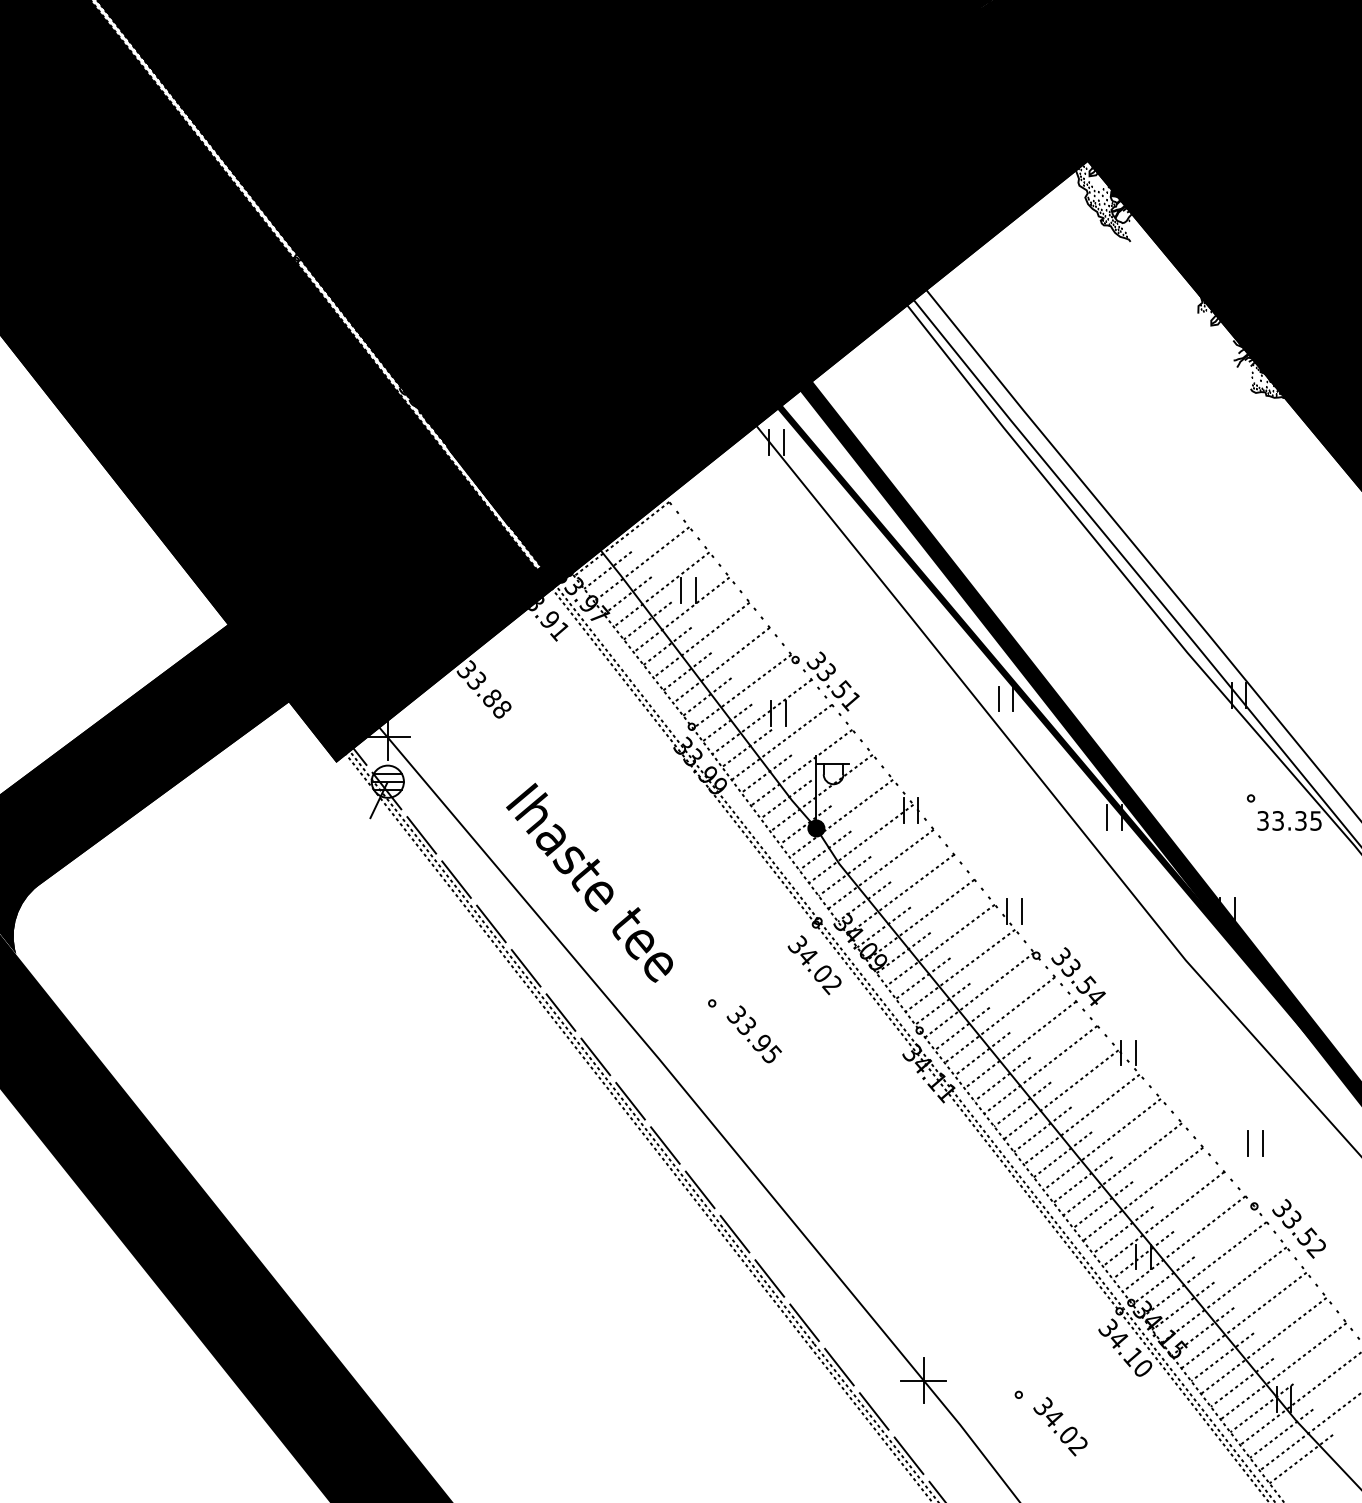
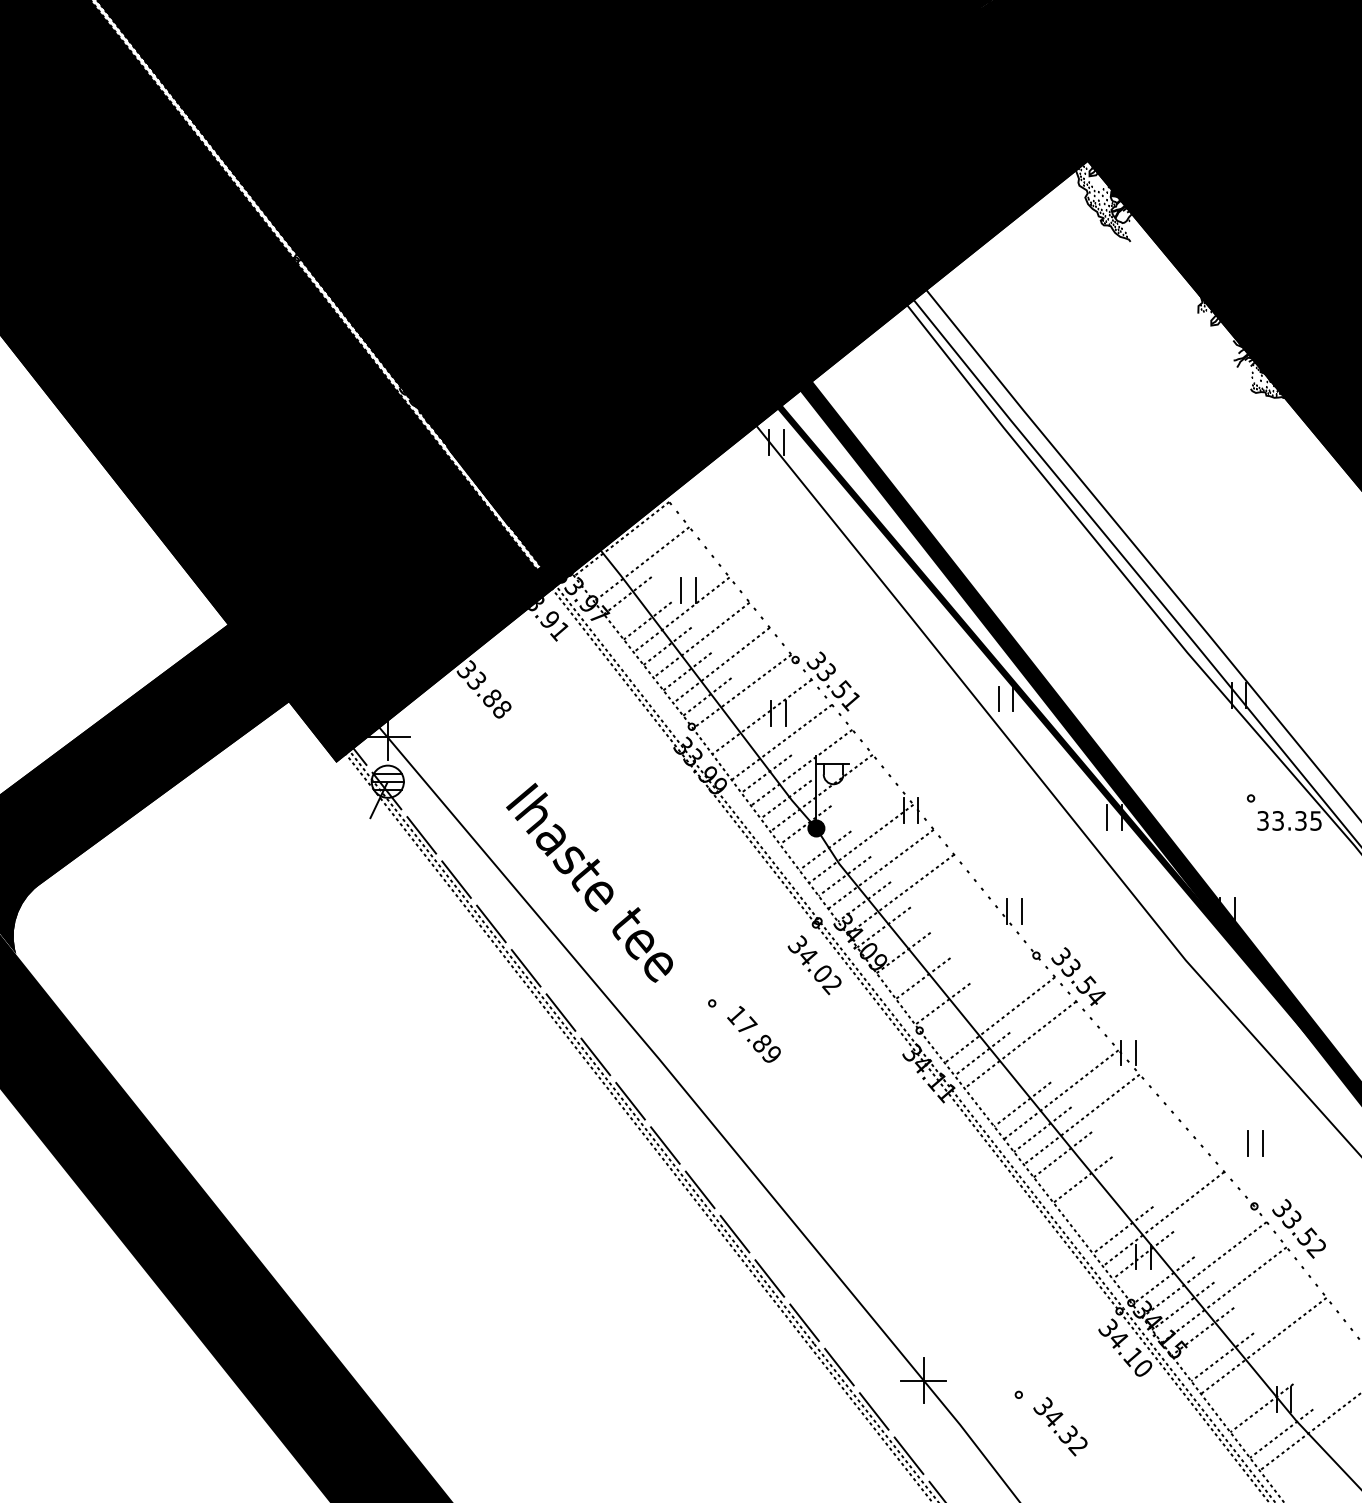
line: present -> none (607, 569)
line: present -> none (661, 589)
line: present -> none (727, 722)
line: present -> none (746, 748)
line: present -> none (841, 818)
line: present -> none (920, 919)
line: present -> none (940, 945)
line: present -> none (960, 970)
line: present -> none (979, 994)
line: present -> none (961, 1028)
text: 33.95 -> 17.89 (754, 1034)
line: present -> none (1040, 1069)
line: present -> none (1002, 1079)
line: present -> none (1101, 1144)
line: present -> none (1122, 1169)
line: present -> none (1143, 1193)
line: present -> none (1102, 1204)
line: present -> none (1183, 1243)
line: present -> none (1243, 1320)
line: present -> none (1283, 1371)
line: present -> none (1241, 1382)
line: present -> none (1299, 1399)
text: 34.02 -> 34.32 (1067, 1434)
line: present -> none (1301, 1458)
